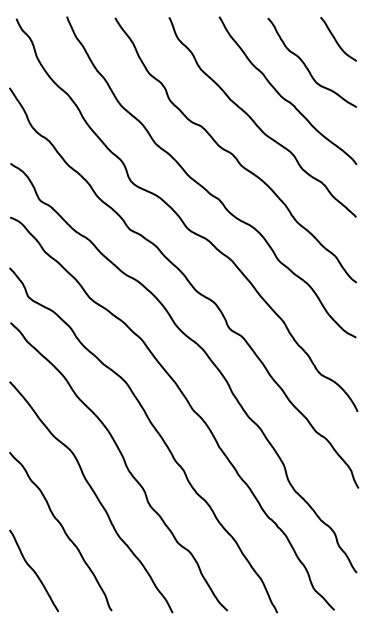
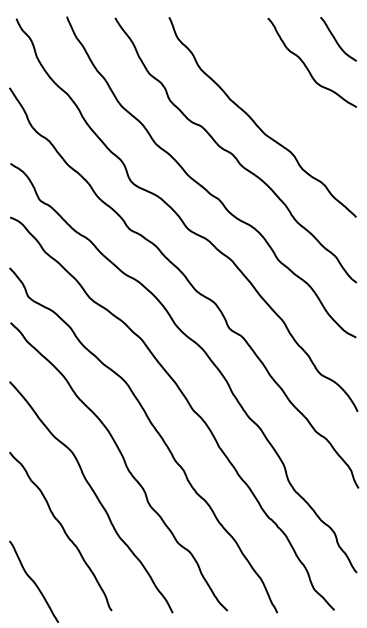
curve: present -> none (284, 97)
curve position: (34, 570) -> (34, 581) (34, 581)
